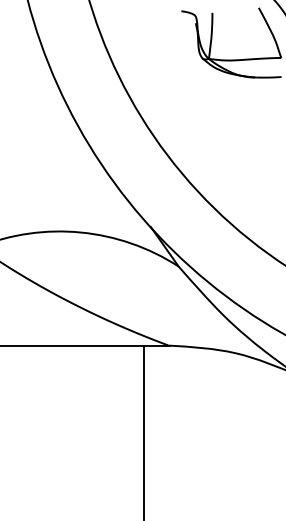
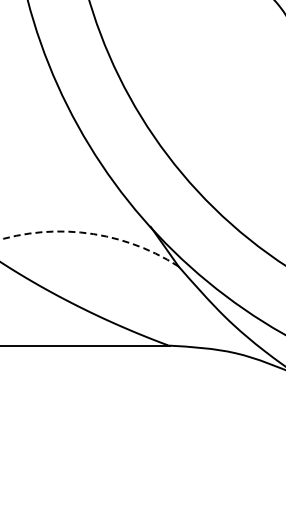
part: present -> none (231, 59)
arc: solid -> dashed (91, 233)
line: present -> none (143, 431)
